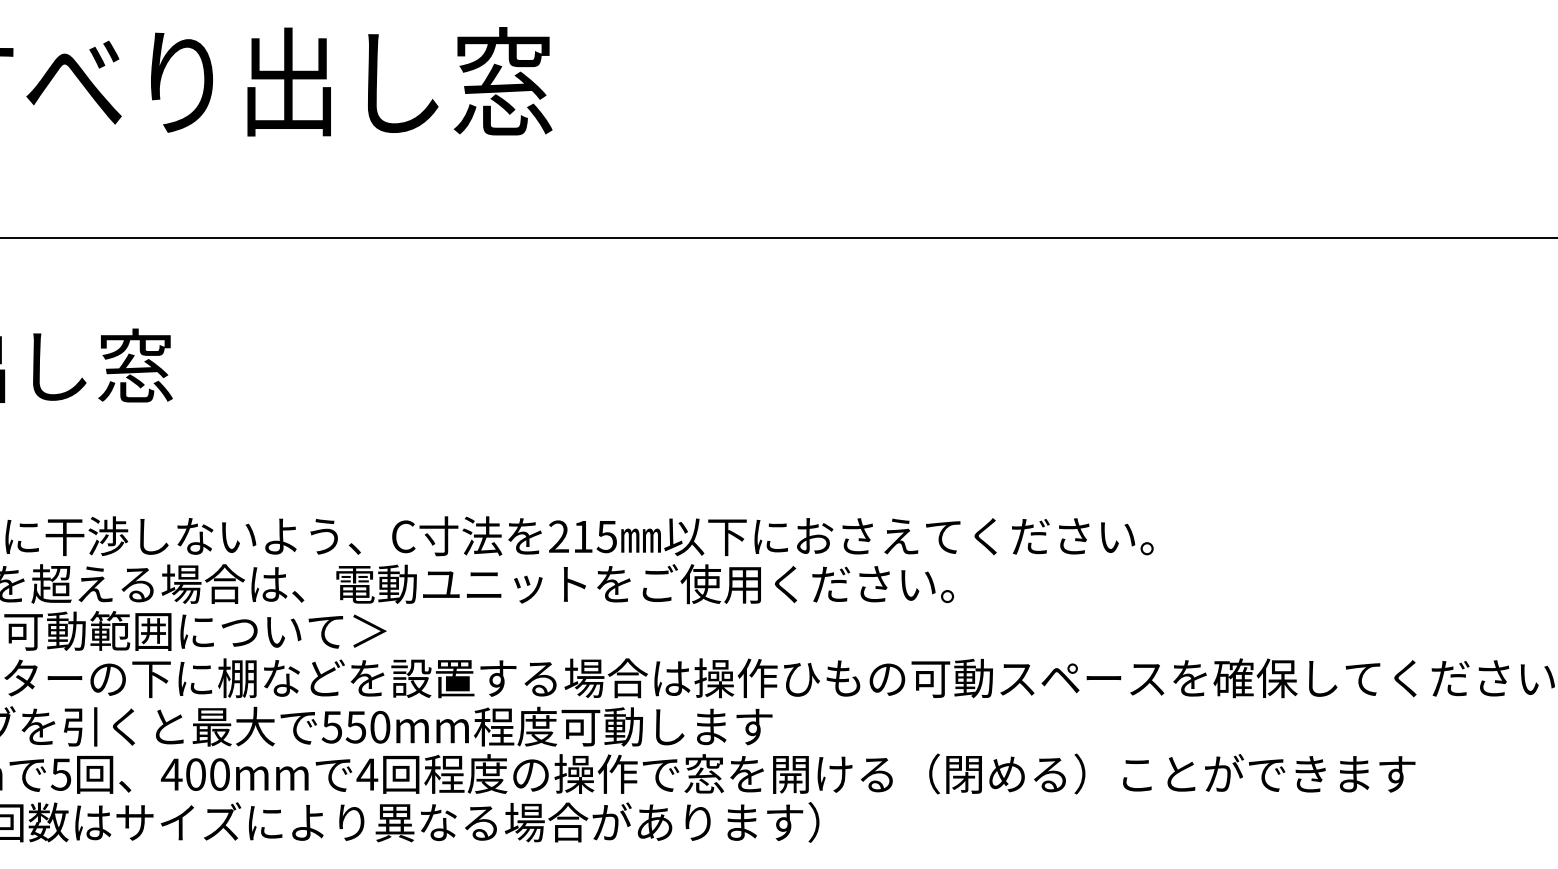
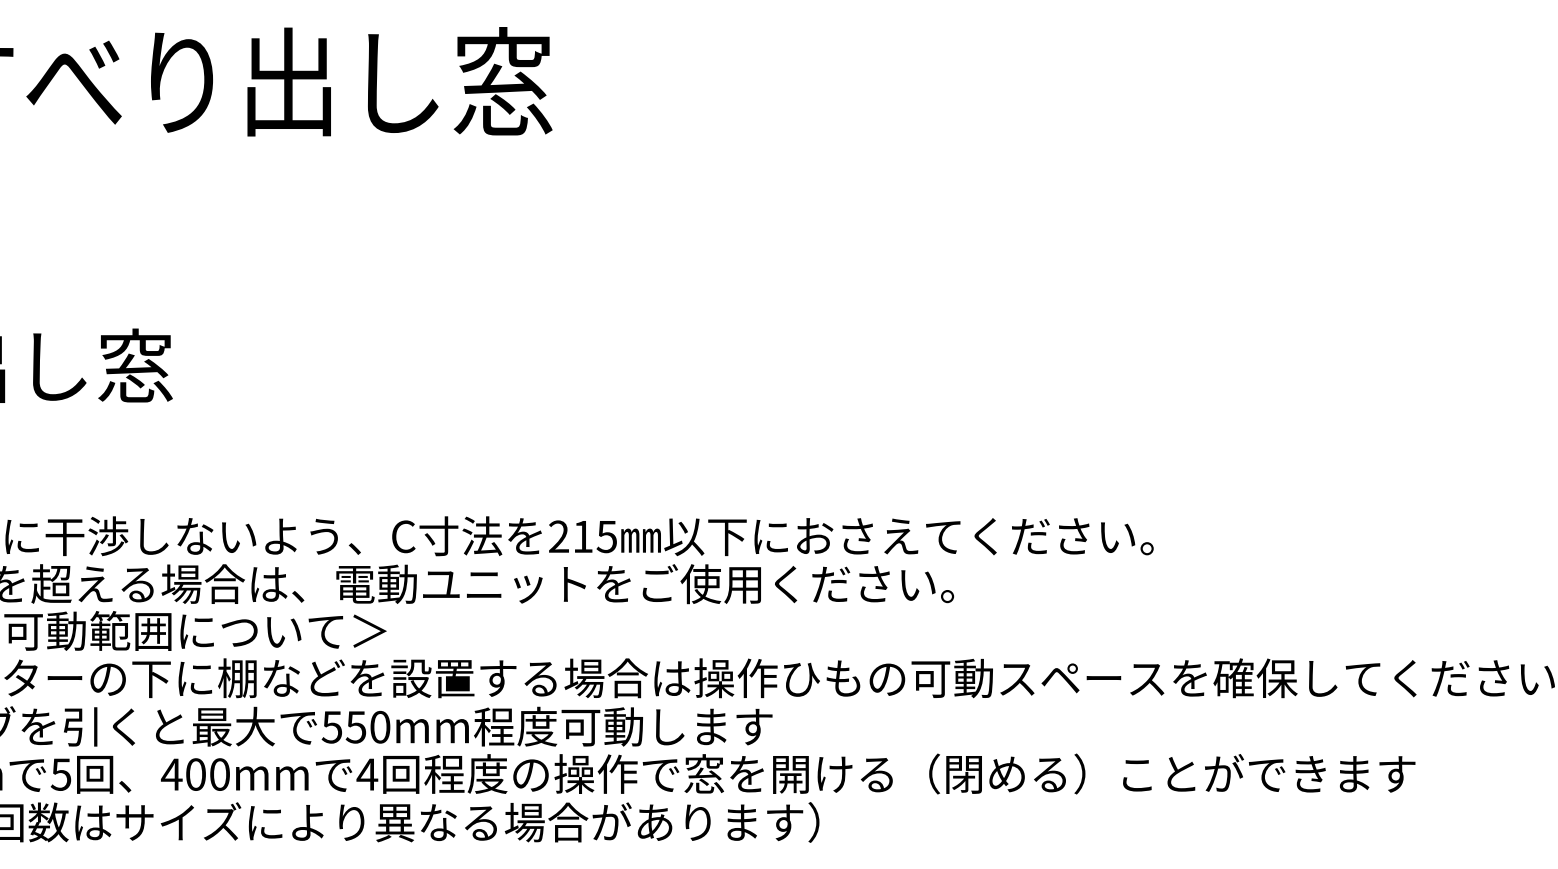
line: present -> none (778, 238)
